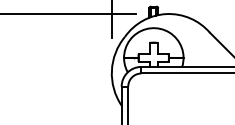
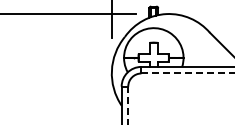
line: solid -> dashed (188, 73)
line: solid -> dashed (128, 105)
